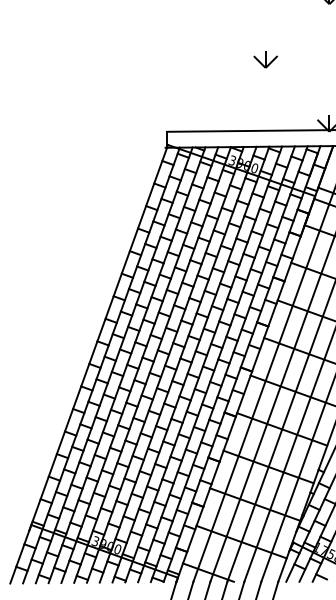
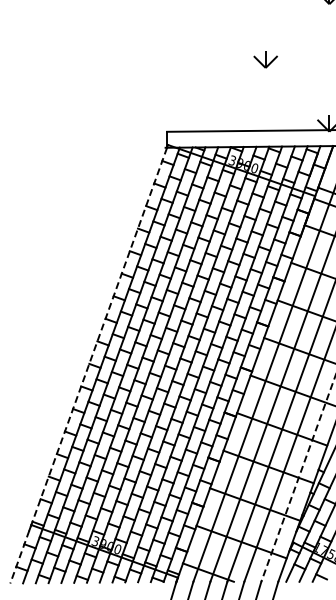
line: solid -> dashed (88, 365)
line: solid -> dashed (298, 478)
